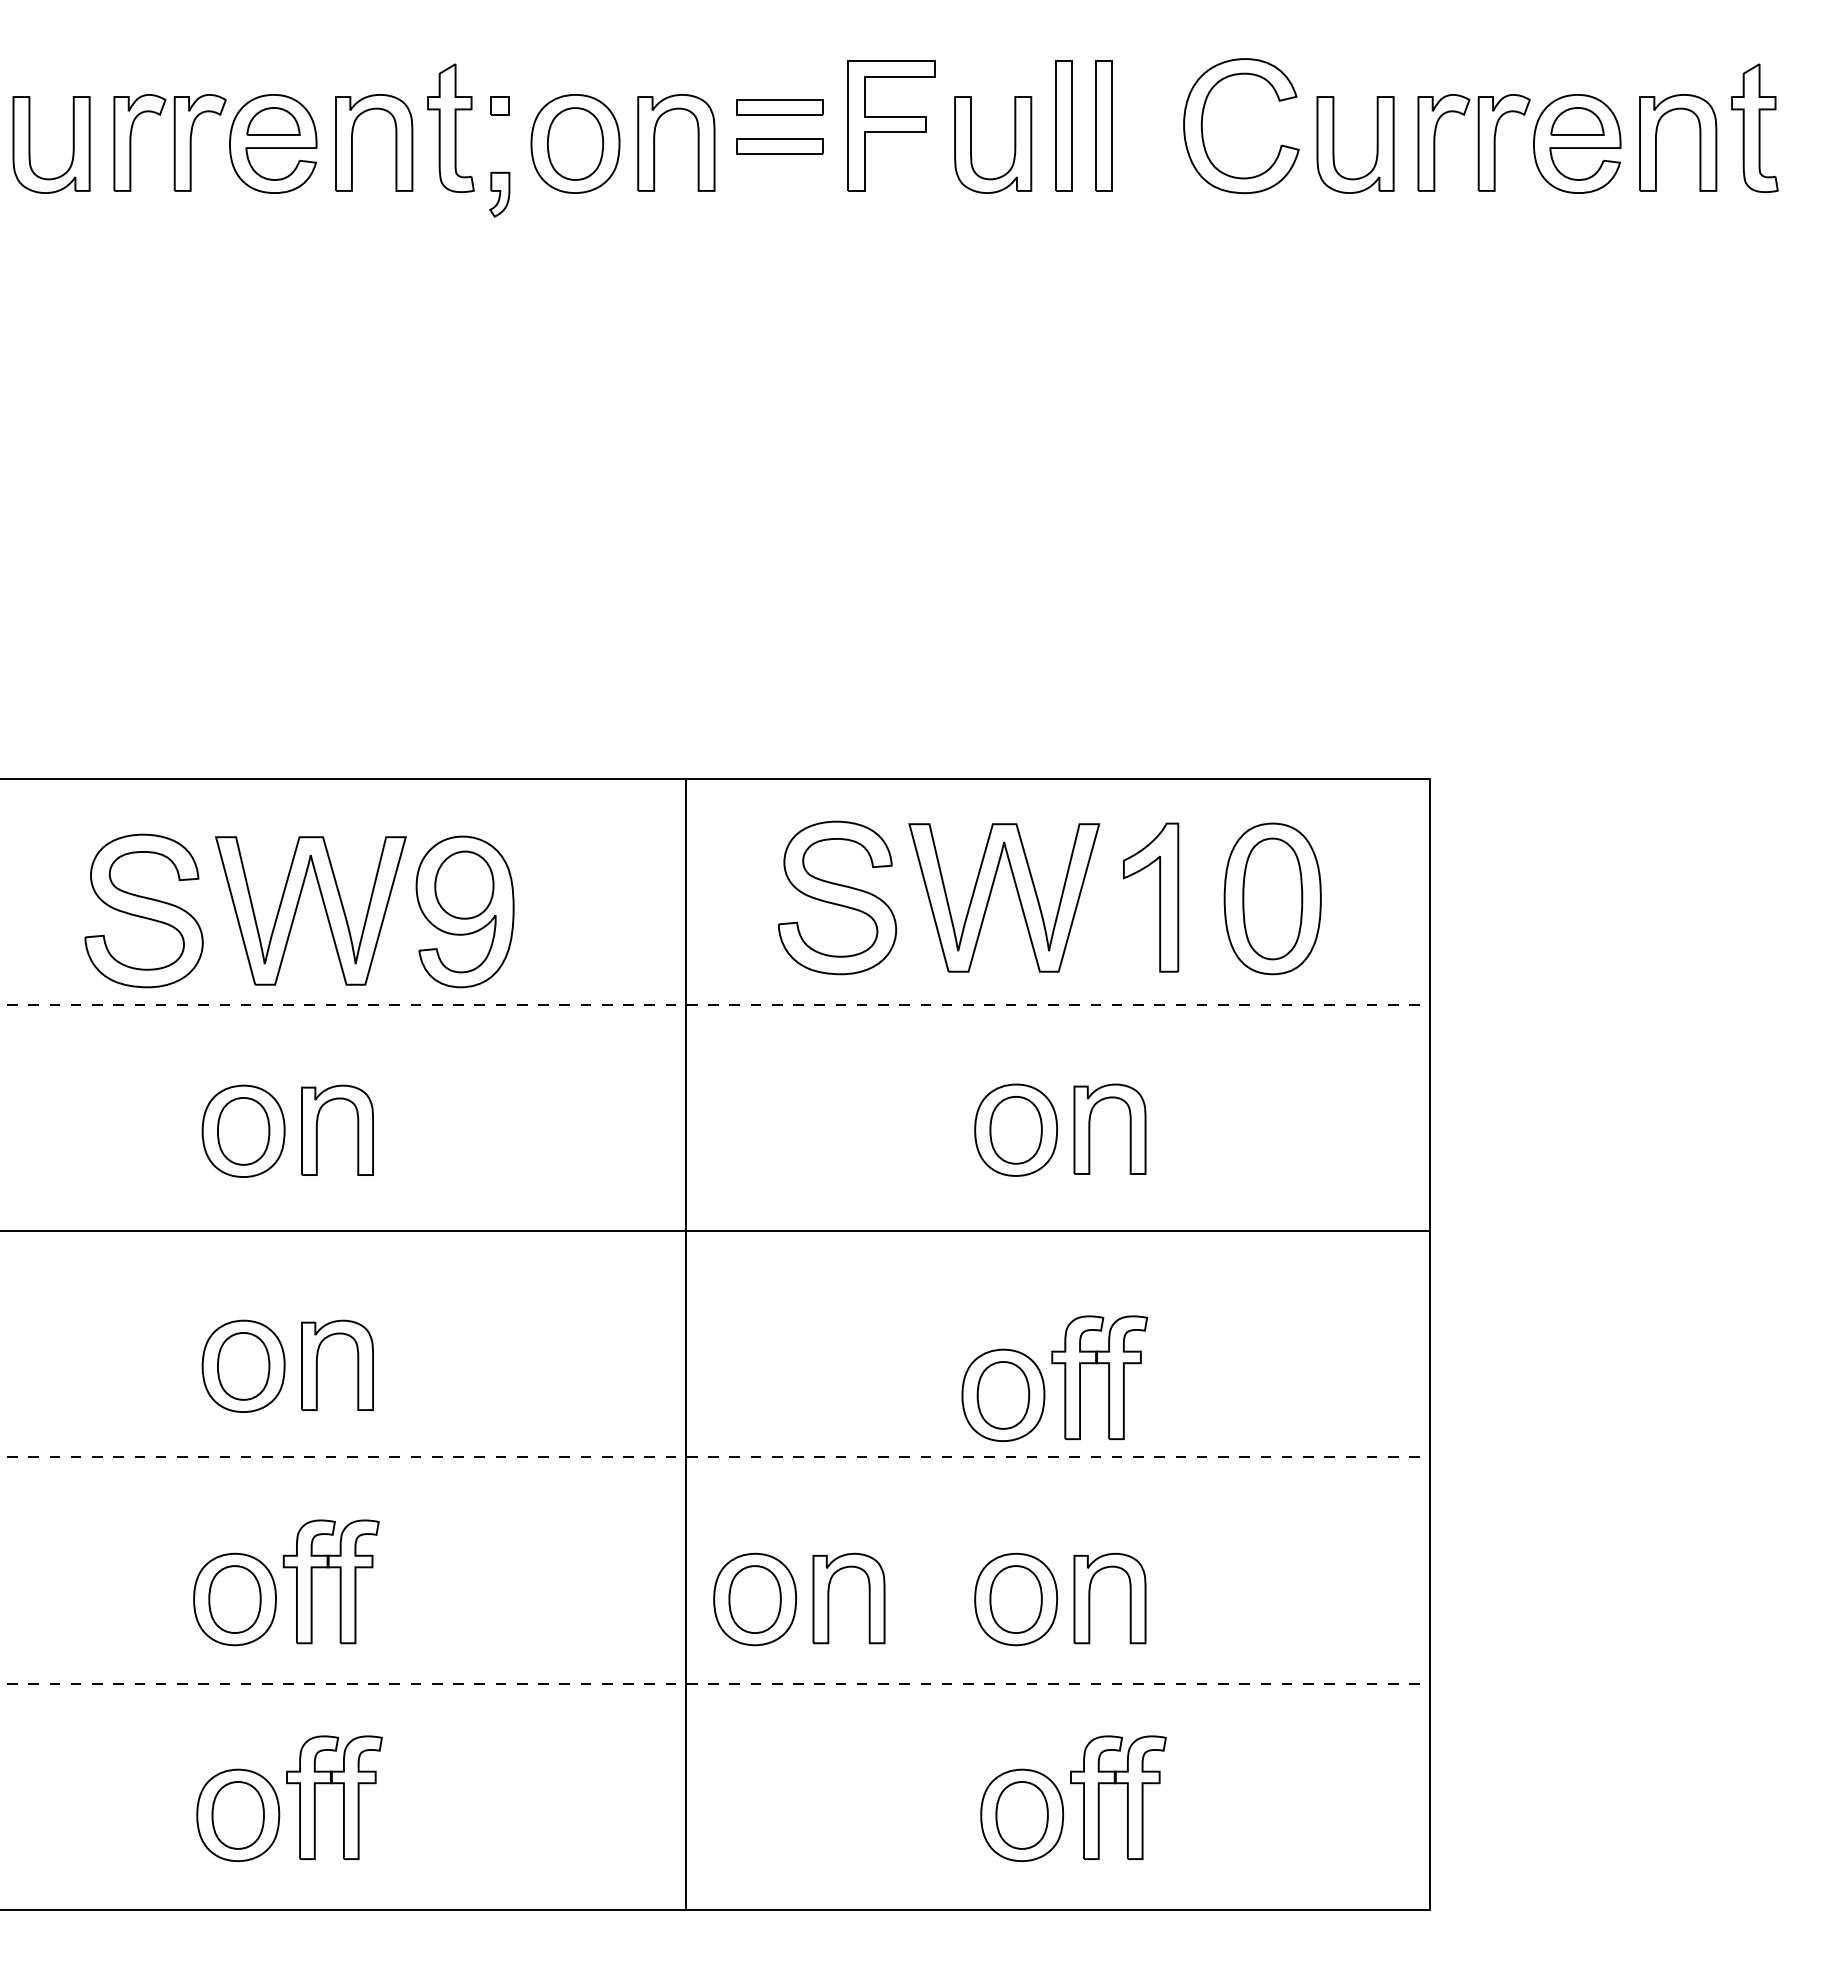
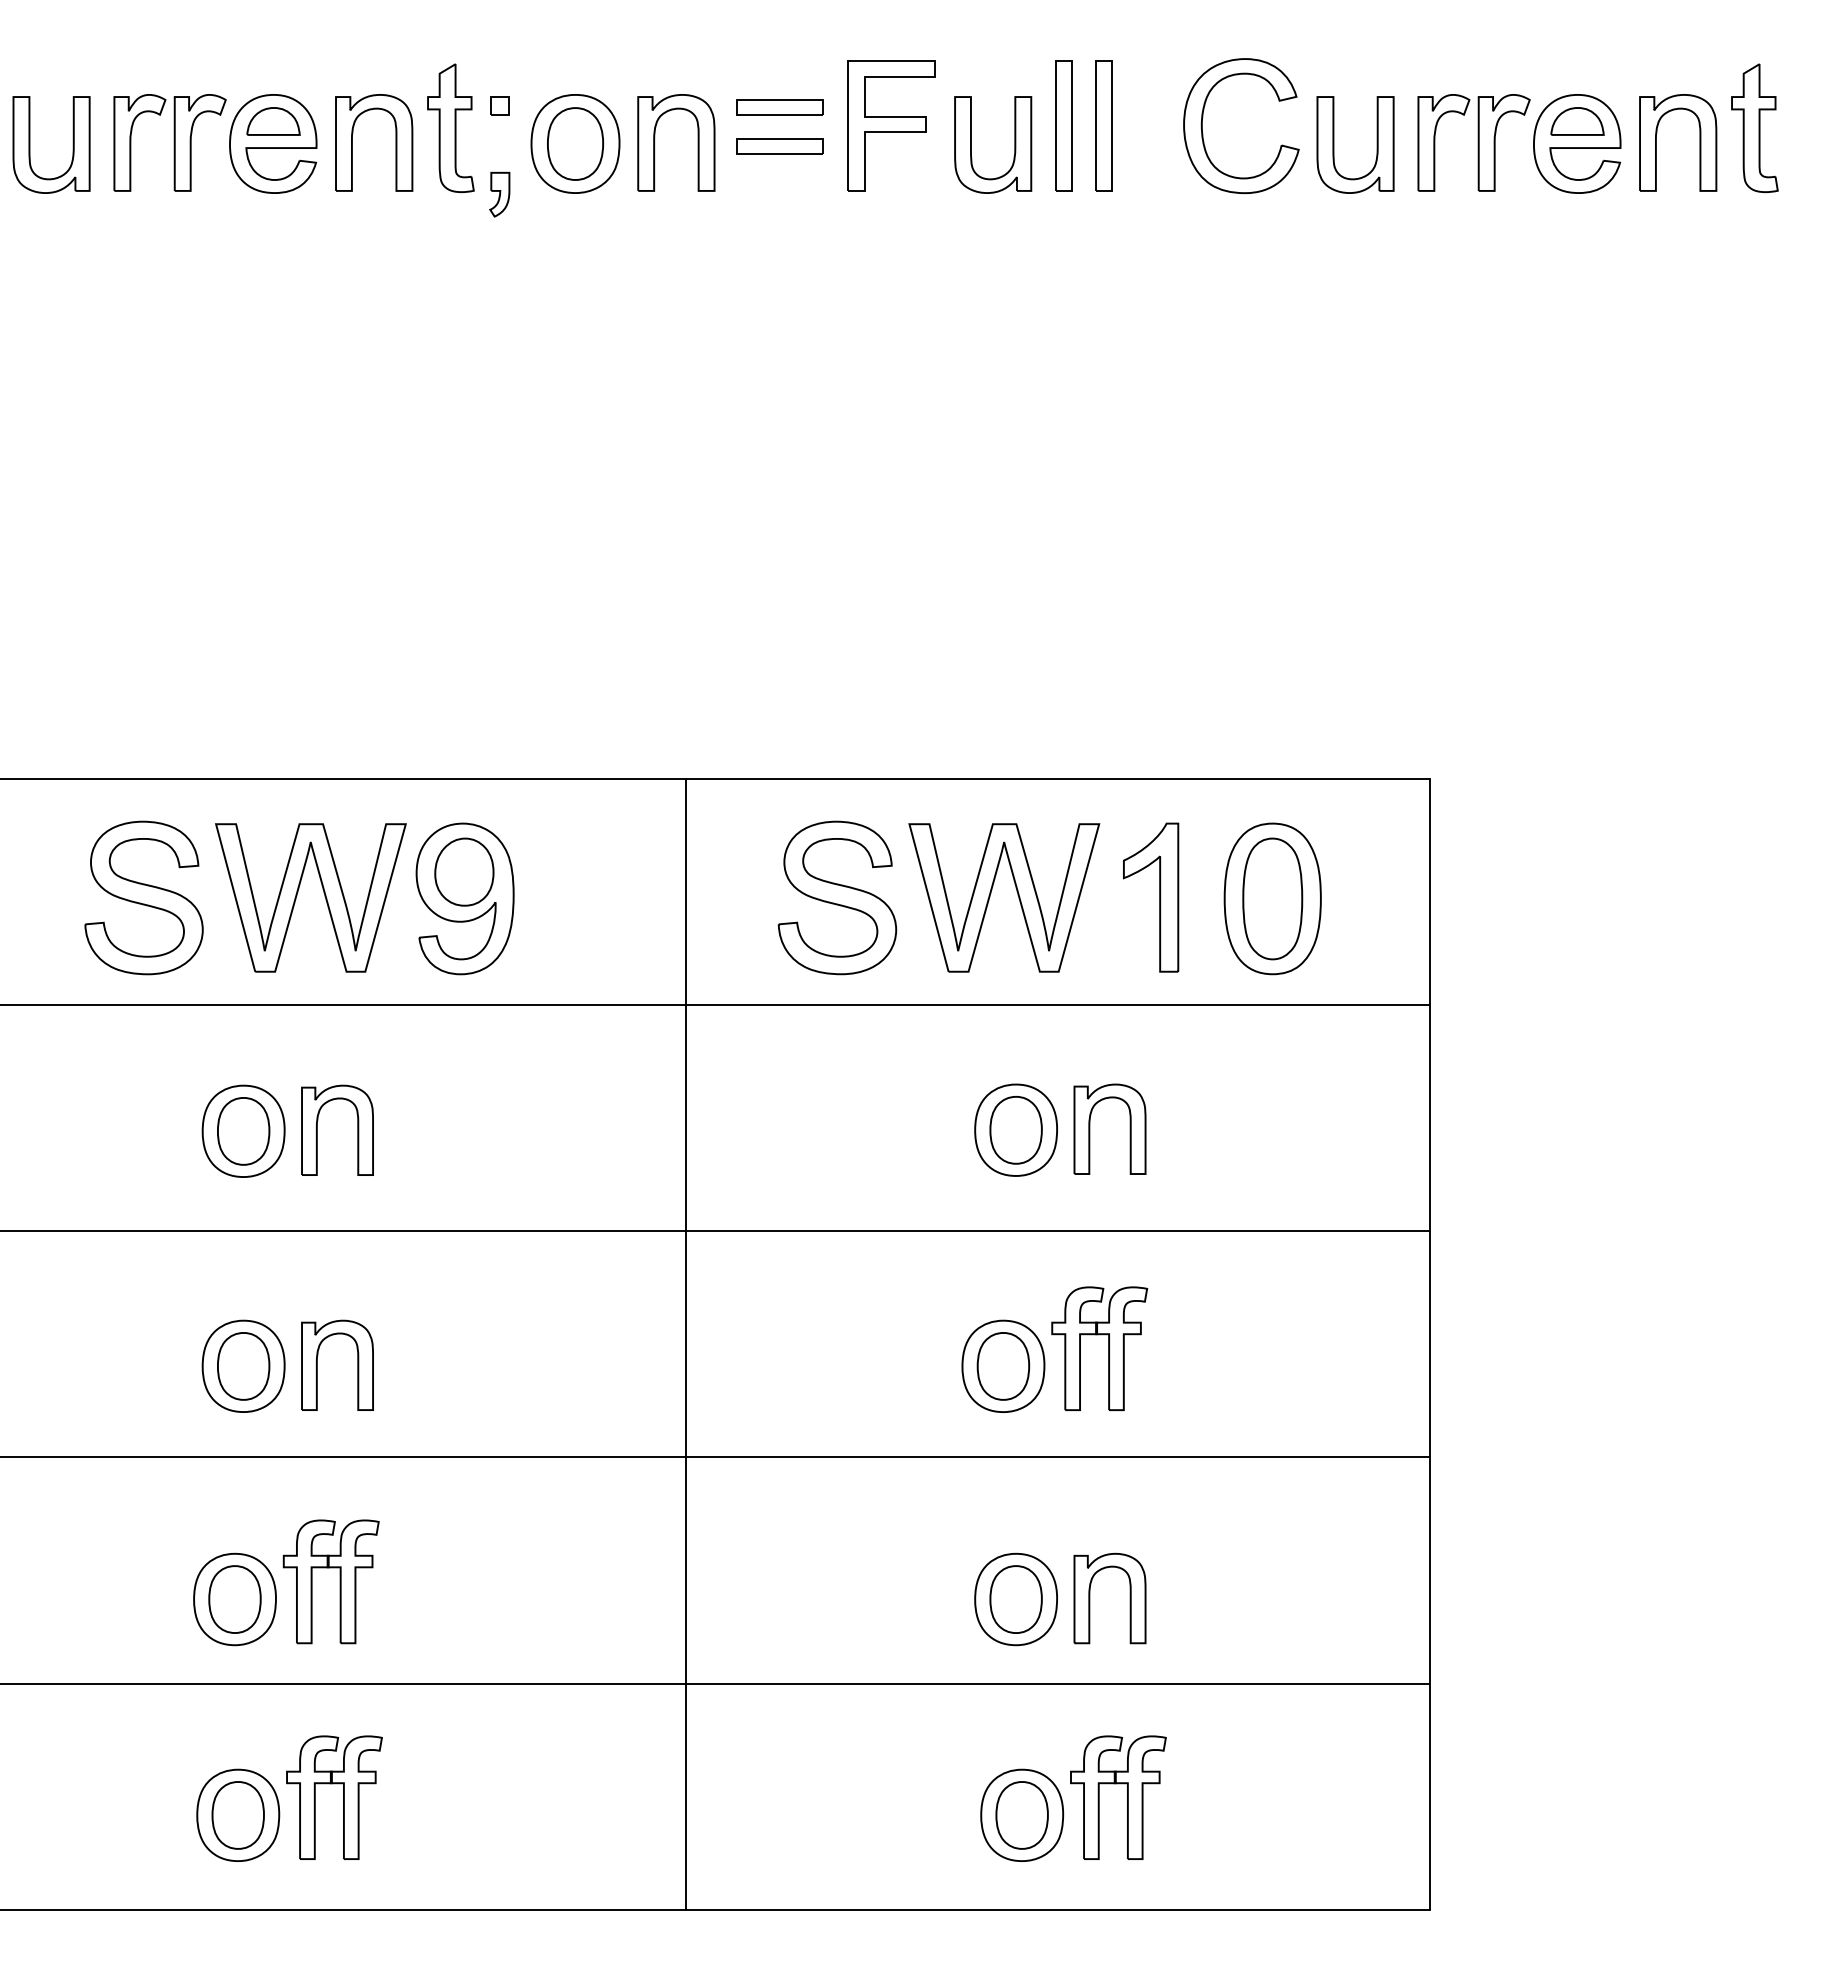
part position: (299, 910) -> (299, 897) (299, 897)
line: dashed -> solid (715, 1004)
part position: (1064, 1378) -> (1064, 1349) (1064, 1349)
line: dashed -> solid (715, 1457)
part: present -> none (799, 1599)
line: dashed -> solid (715, 1683)
